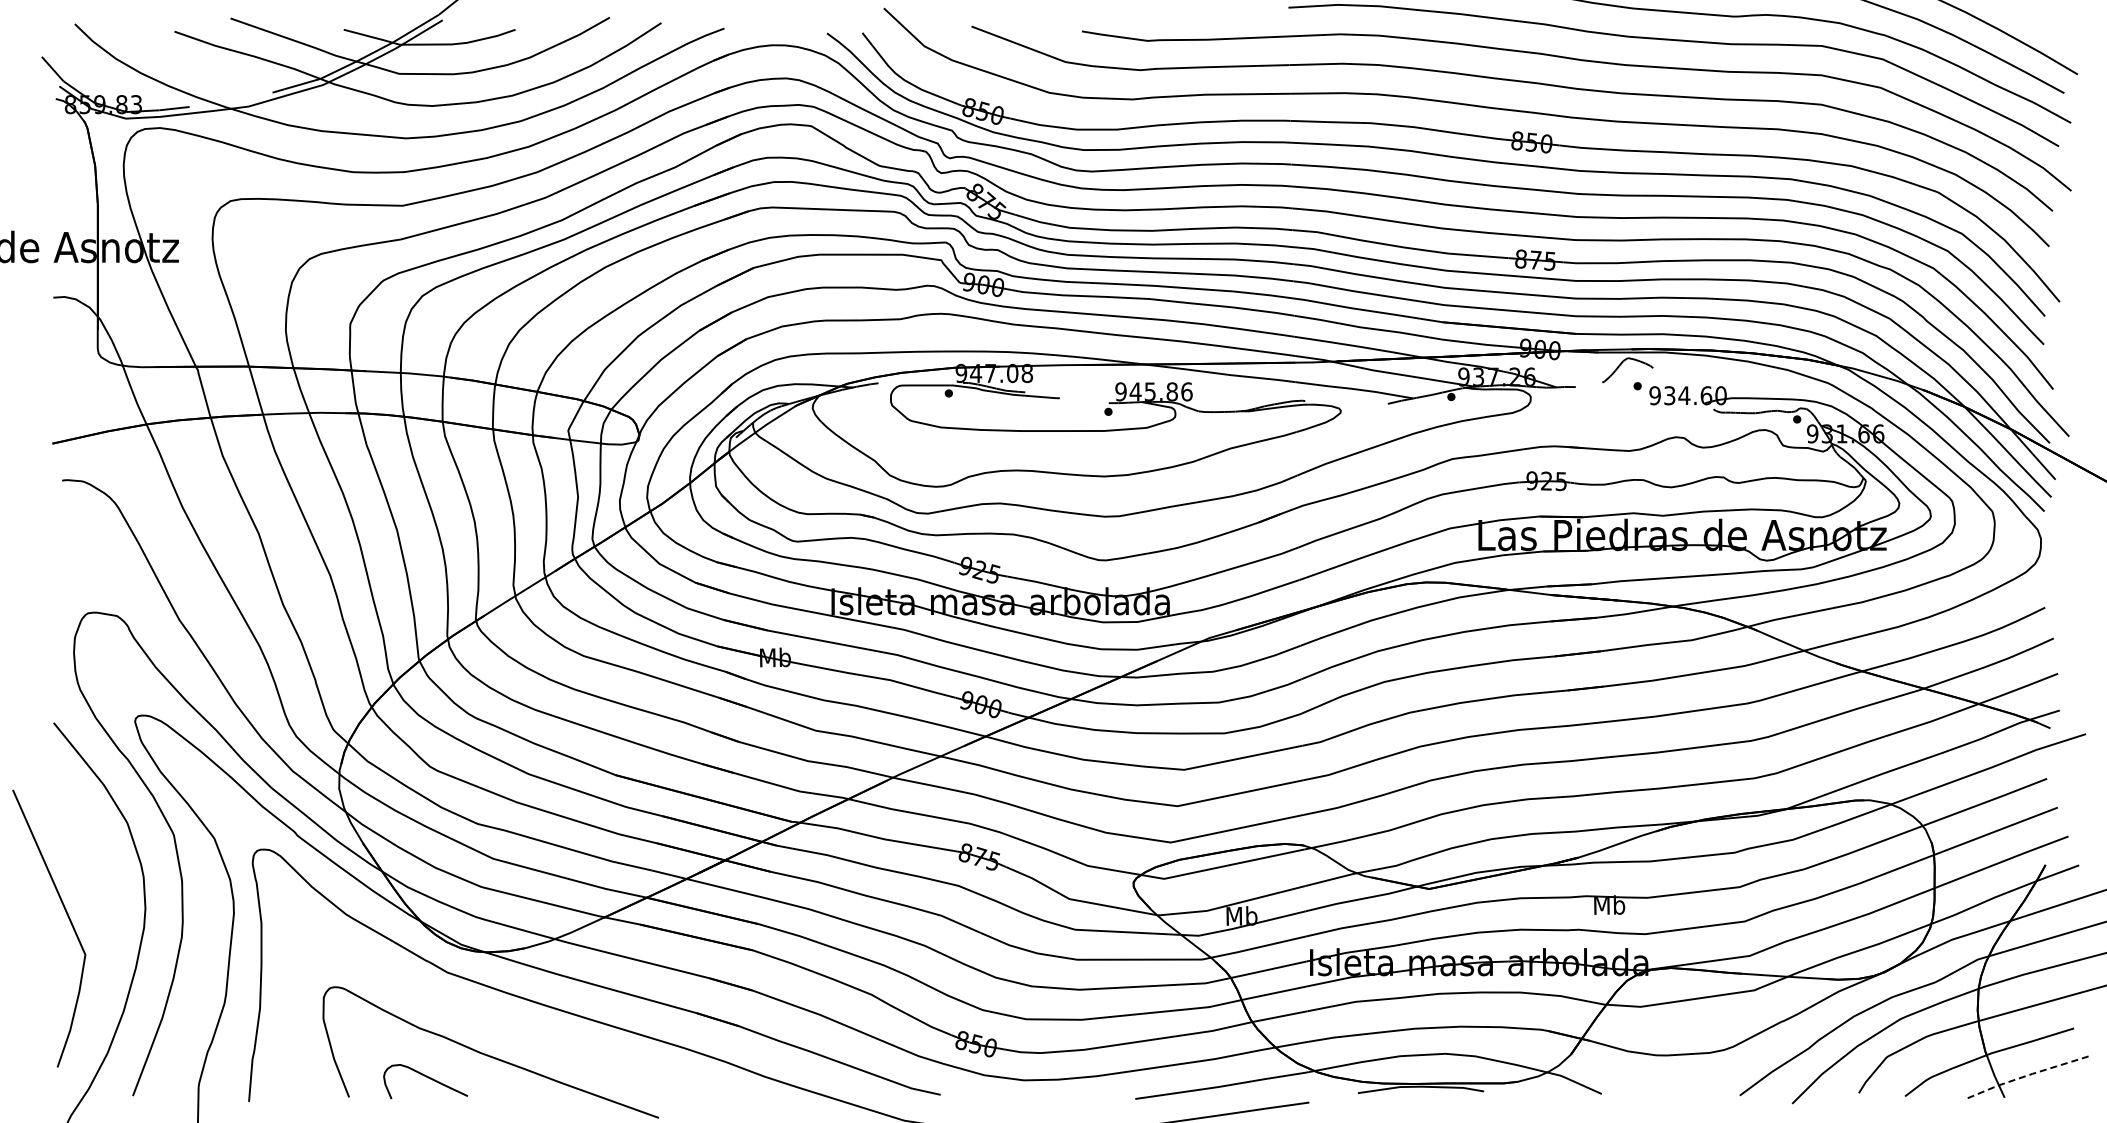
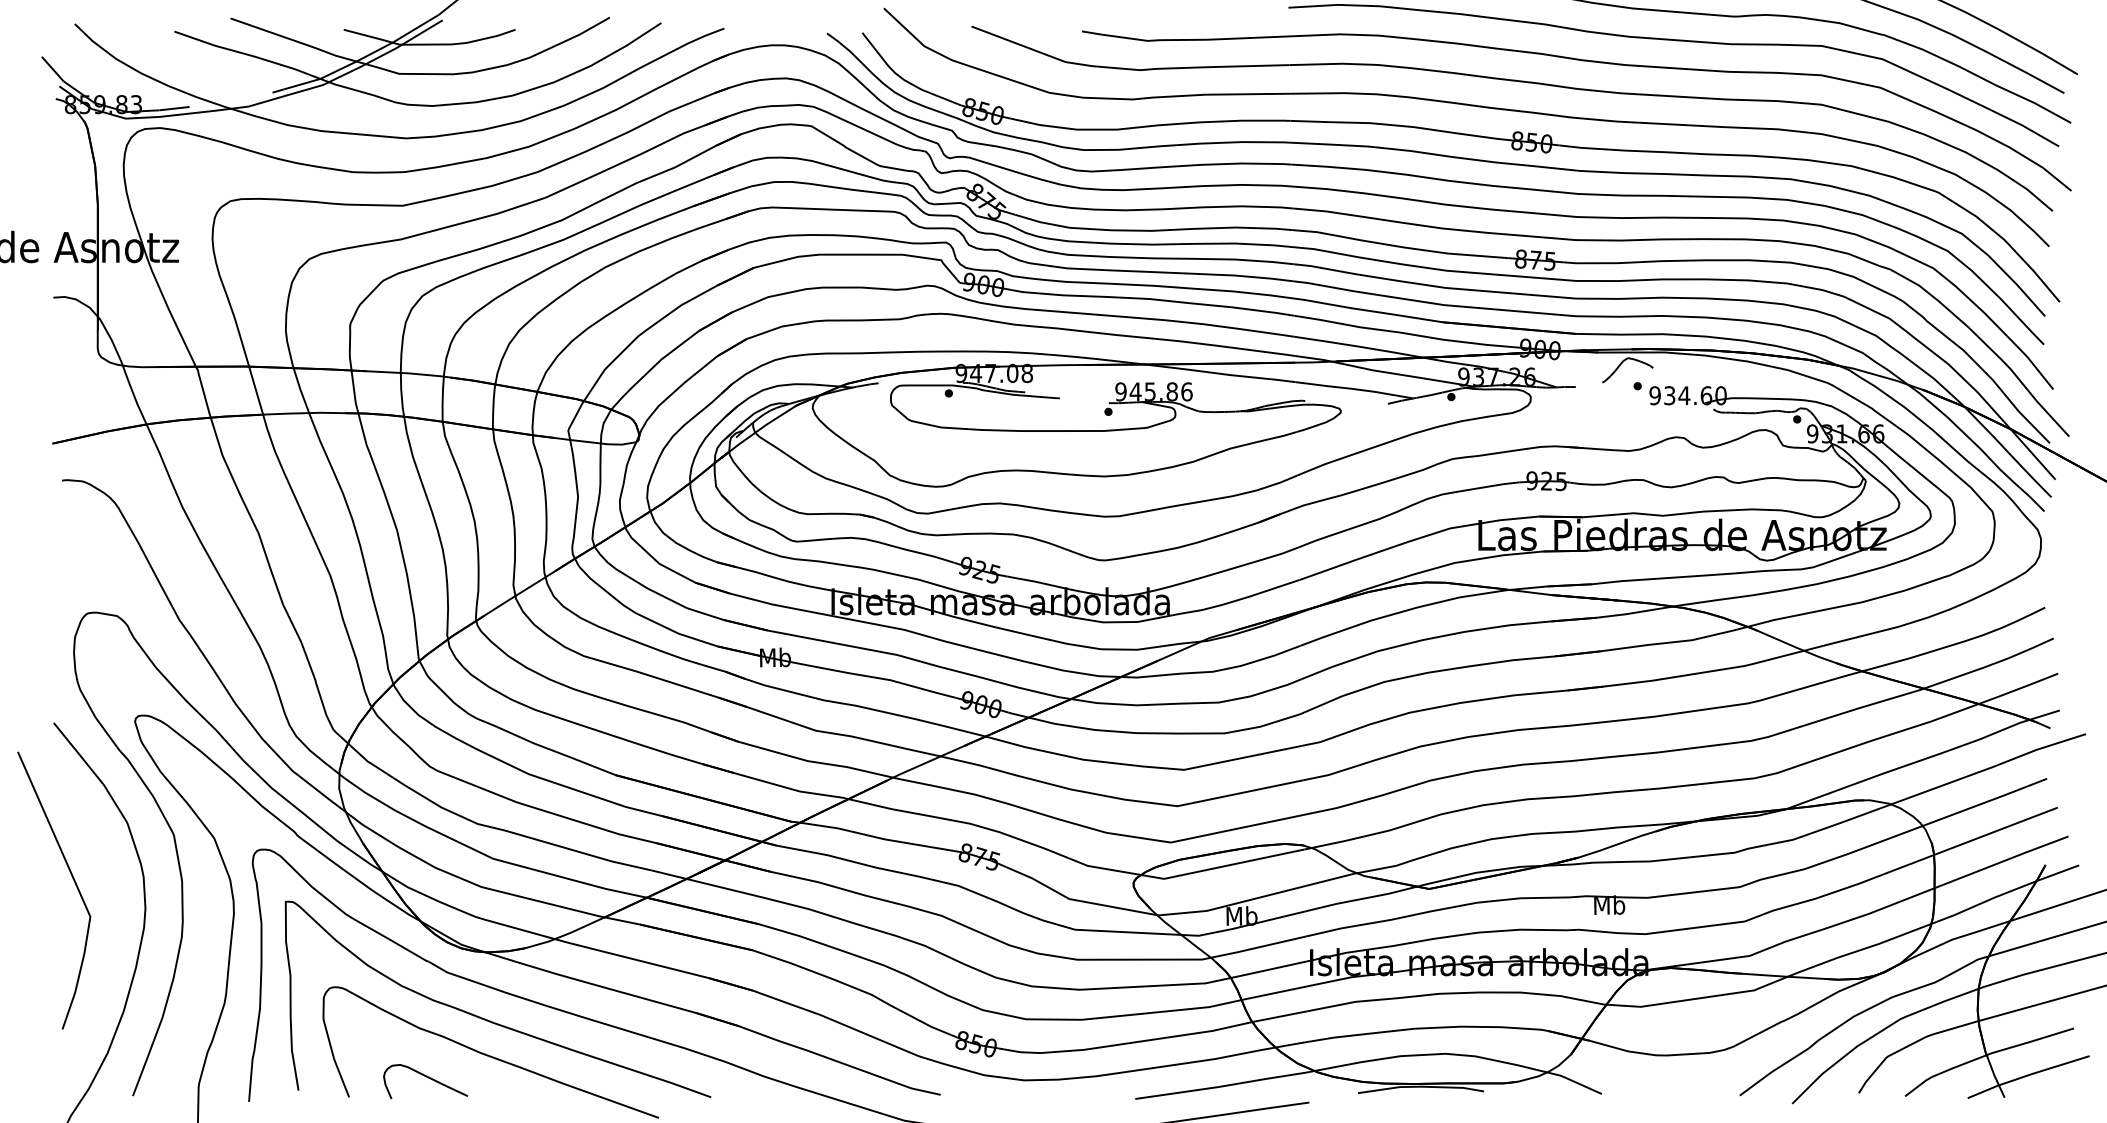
line position: (68, 919) -> (73, 881) (73, 881)
curve: none -> present (490, 1020)
line: dashed -> solid (2028, 1075)
